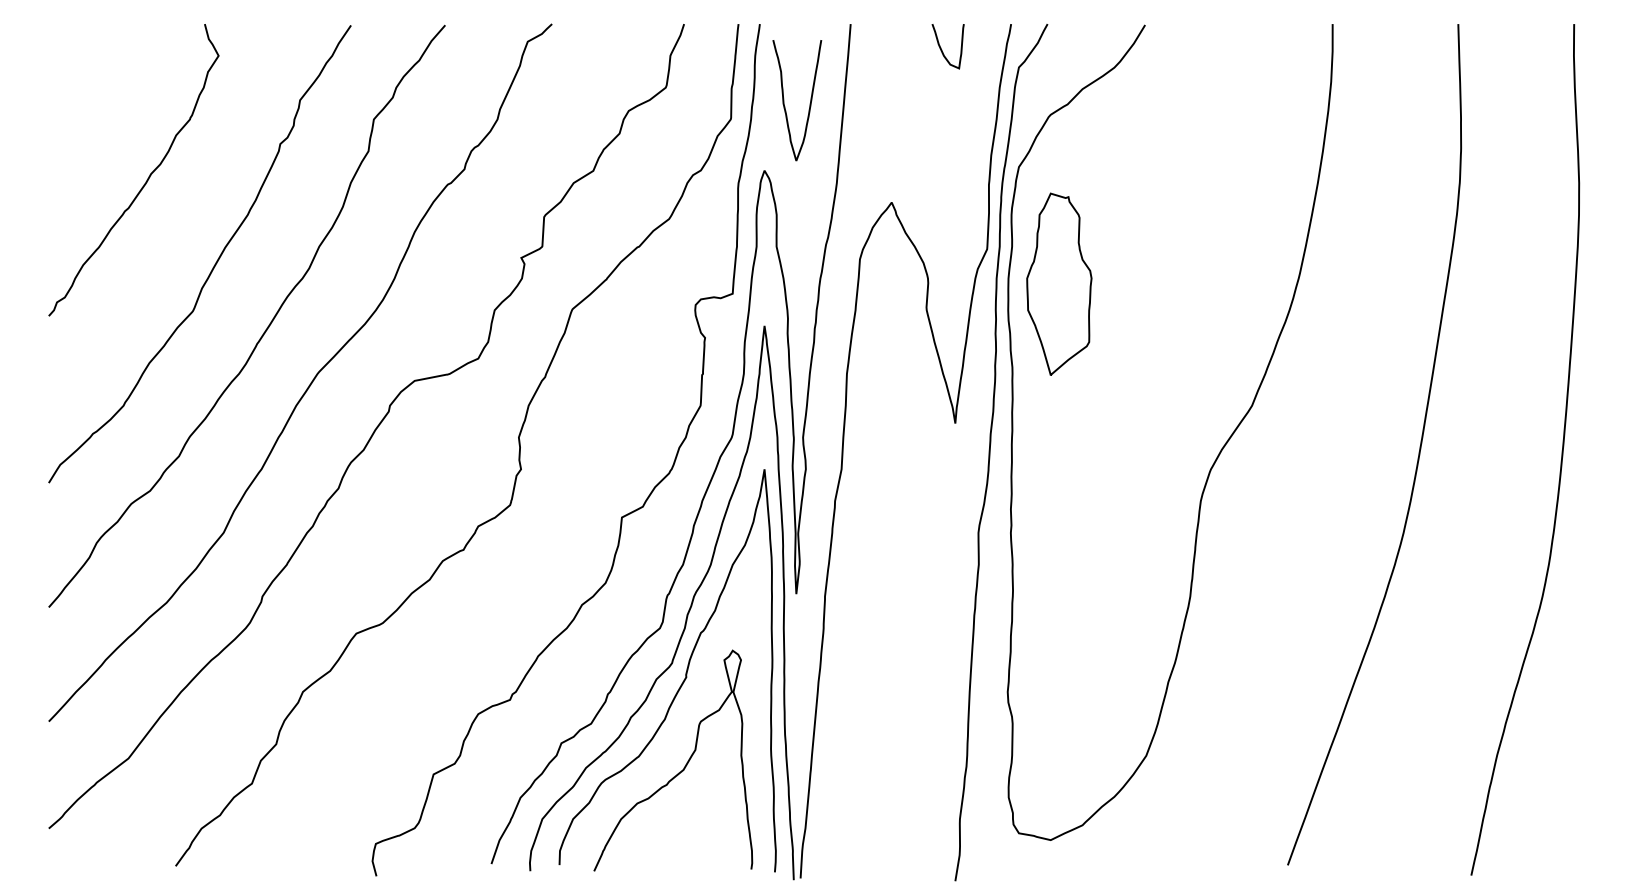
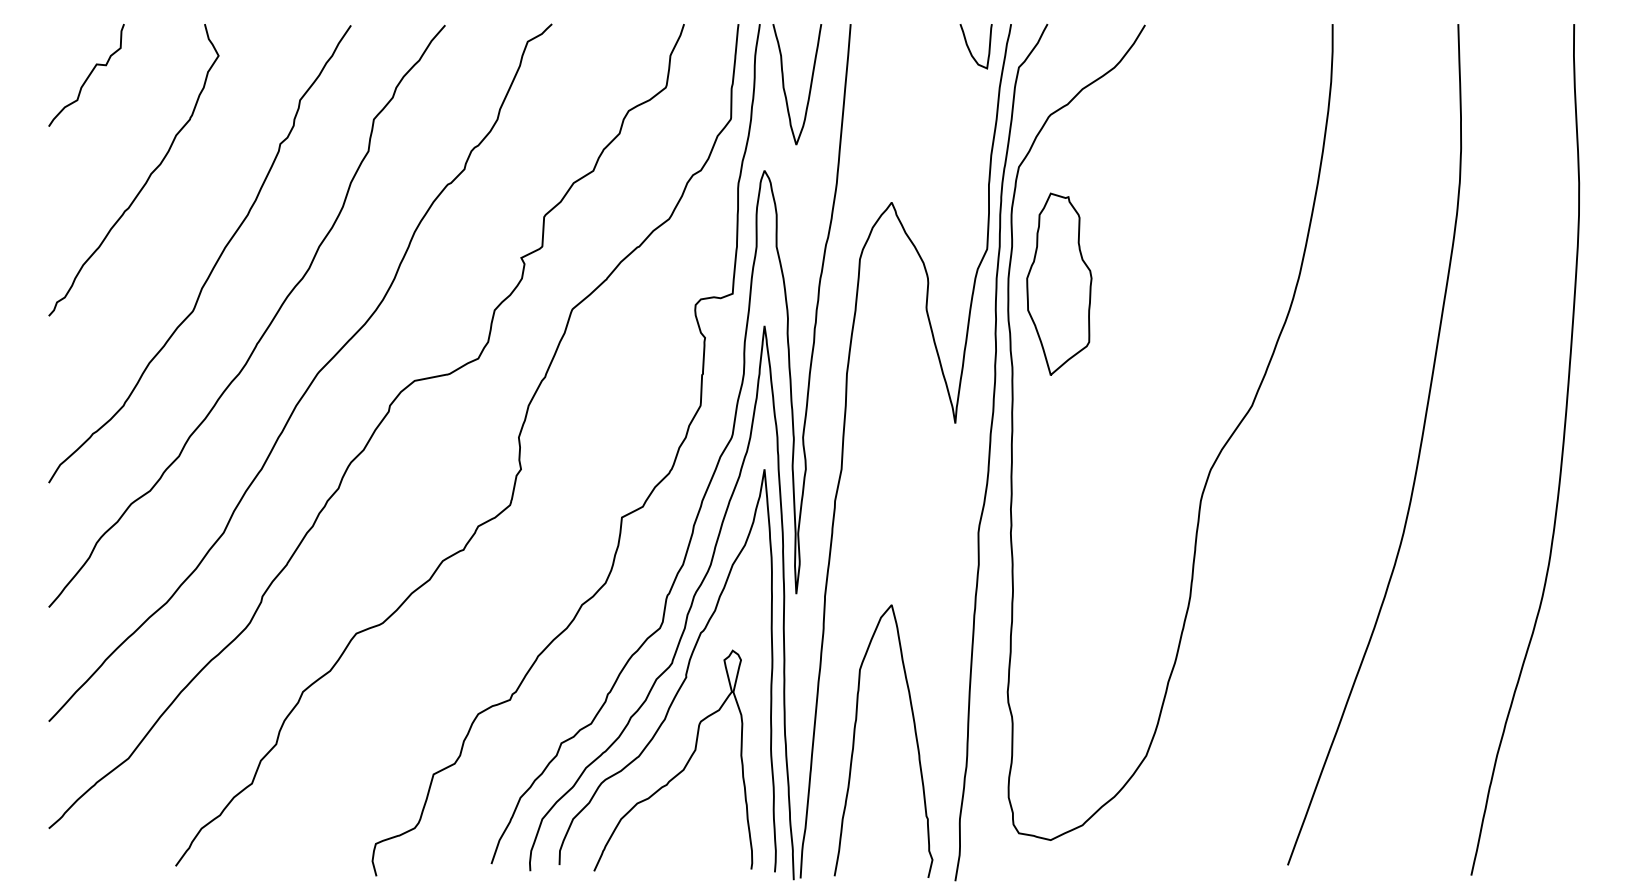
curve position: (942, 49) -> (970, 49) (970, 49)
curve: none -> present (87, 76)
curve position: (809, 103) -> (809, 87) (809, 87)
curve: none -> present (855, 734)
